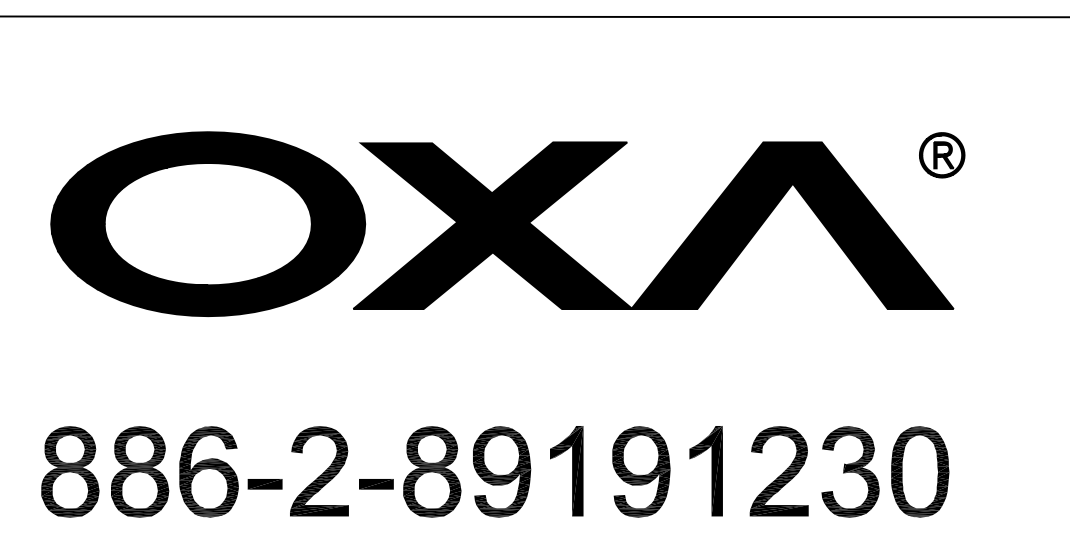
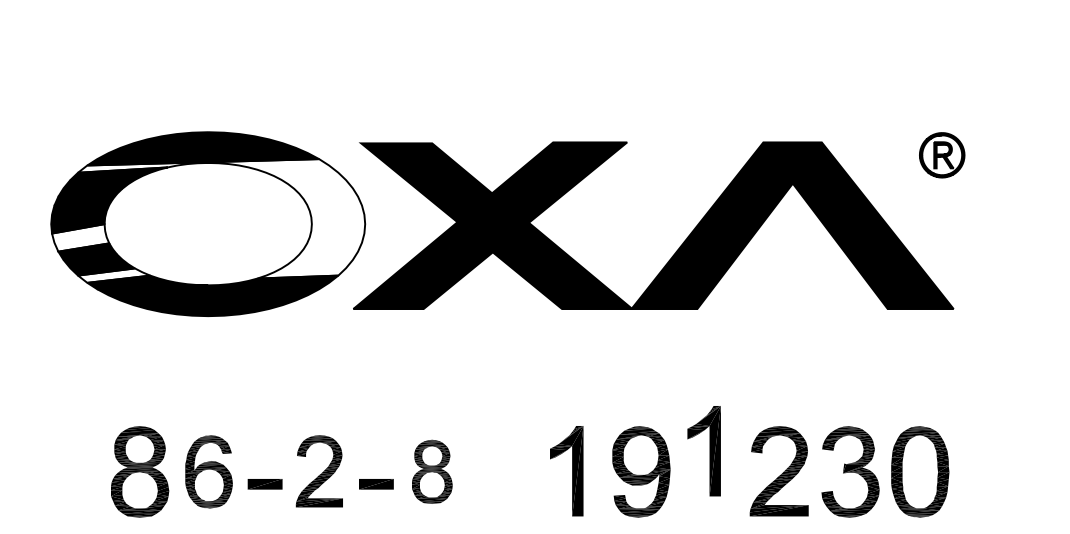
line: present -> none (534, 16)
fill: present -> none (221, 218)
fill: present -> none (80, 237)
fill: present -> none (114, 275)
part: present -> none (70, 471)
part size: 60x92 px -> 48x74 px (208, 471)
part size: 59x91 px -> 48x73 px (318, 471)
part size: 59x92 px -> 41x65 px (432, 471)
part: present -> none (502, 471)
part position: (705, 471) -> (703, 451) (703, 451)
